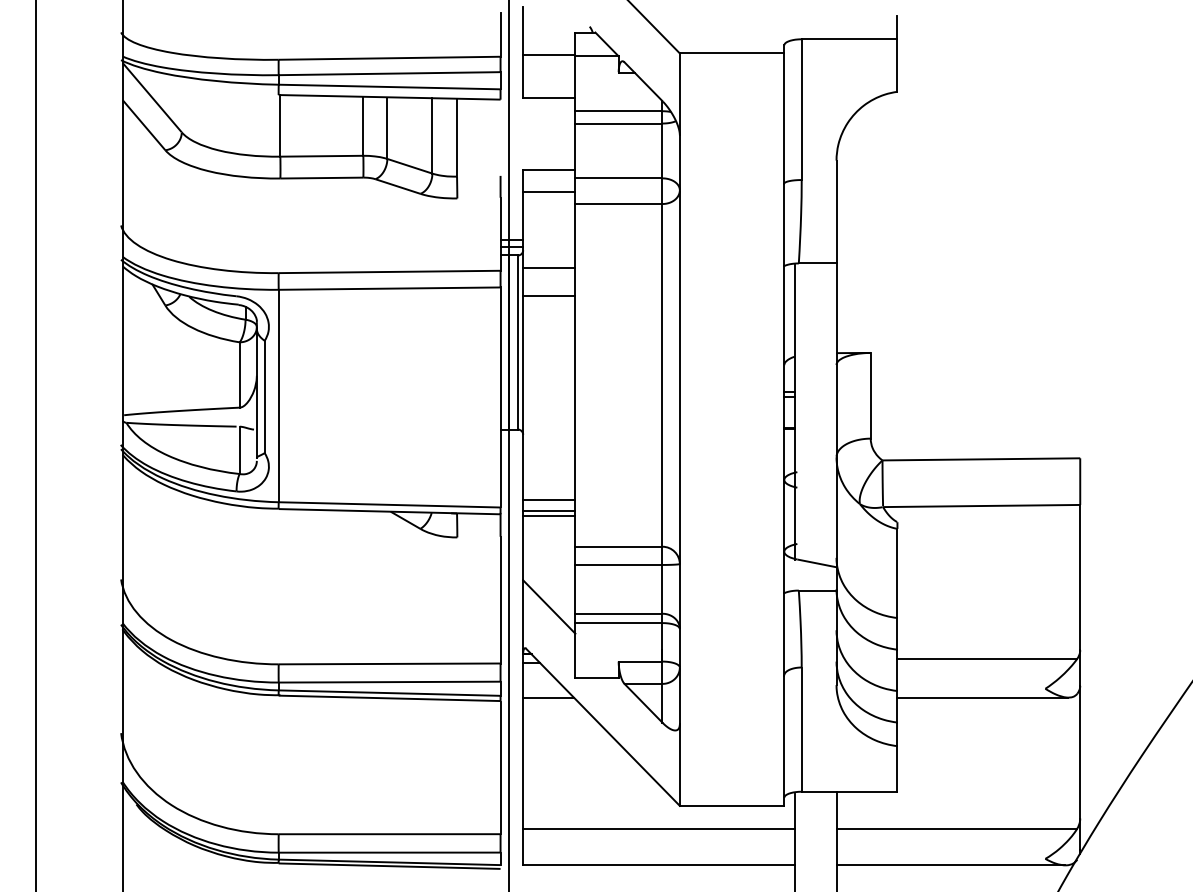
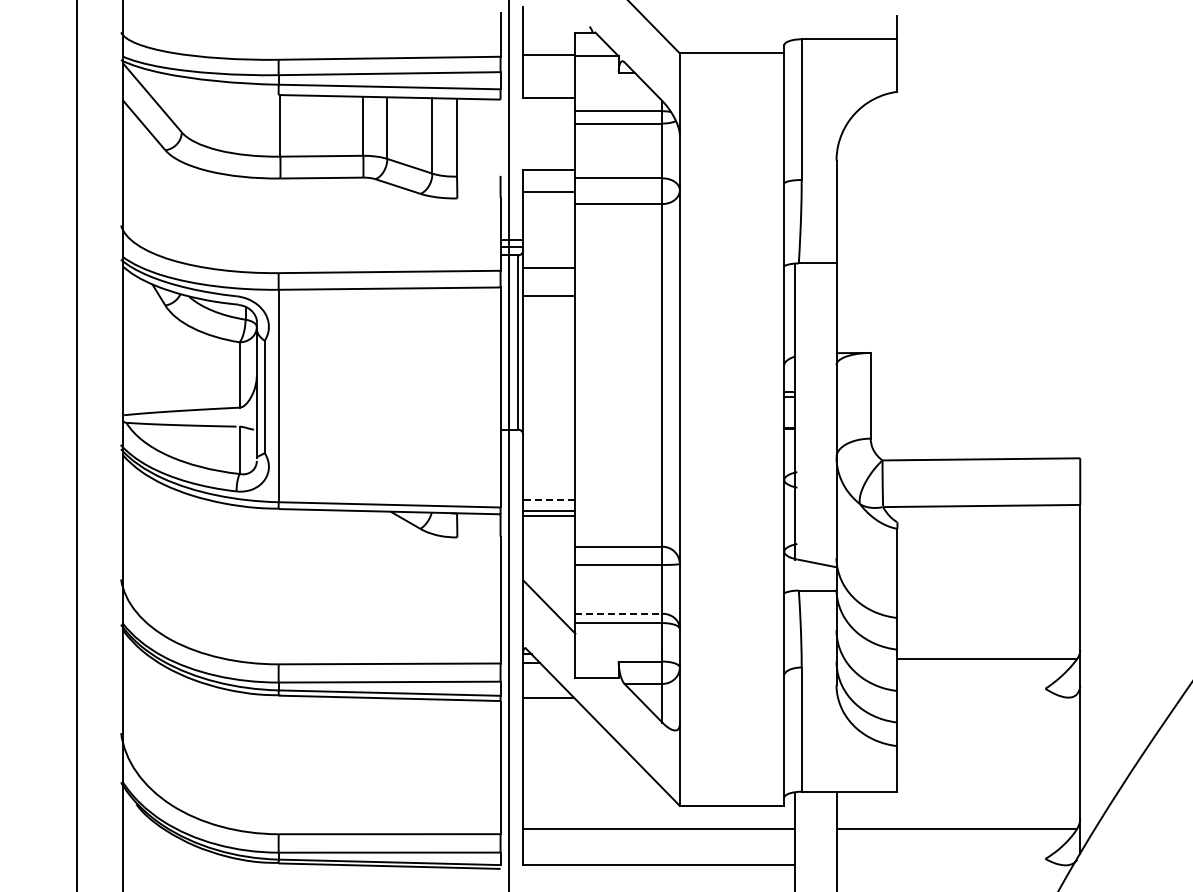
line position: (35, 445) -> (76, 445) (76, 445)
line: solid -> dashed (548, 499)
line: solid -> dashed (618, 613)
line: present -> none (982, 697)
line: present -> none (950, 865)
